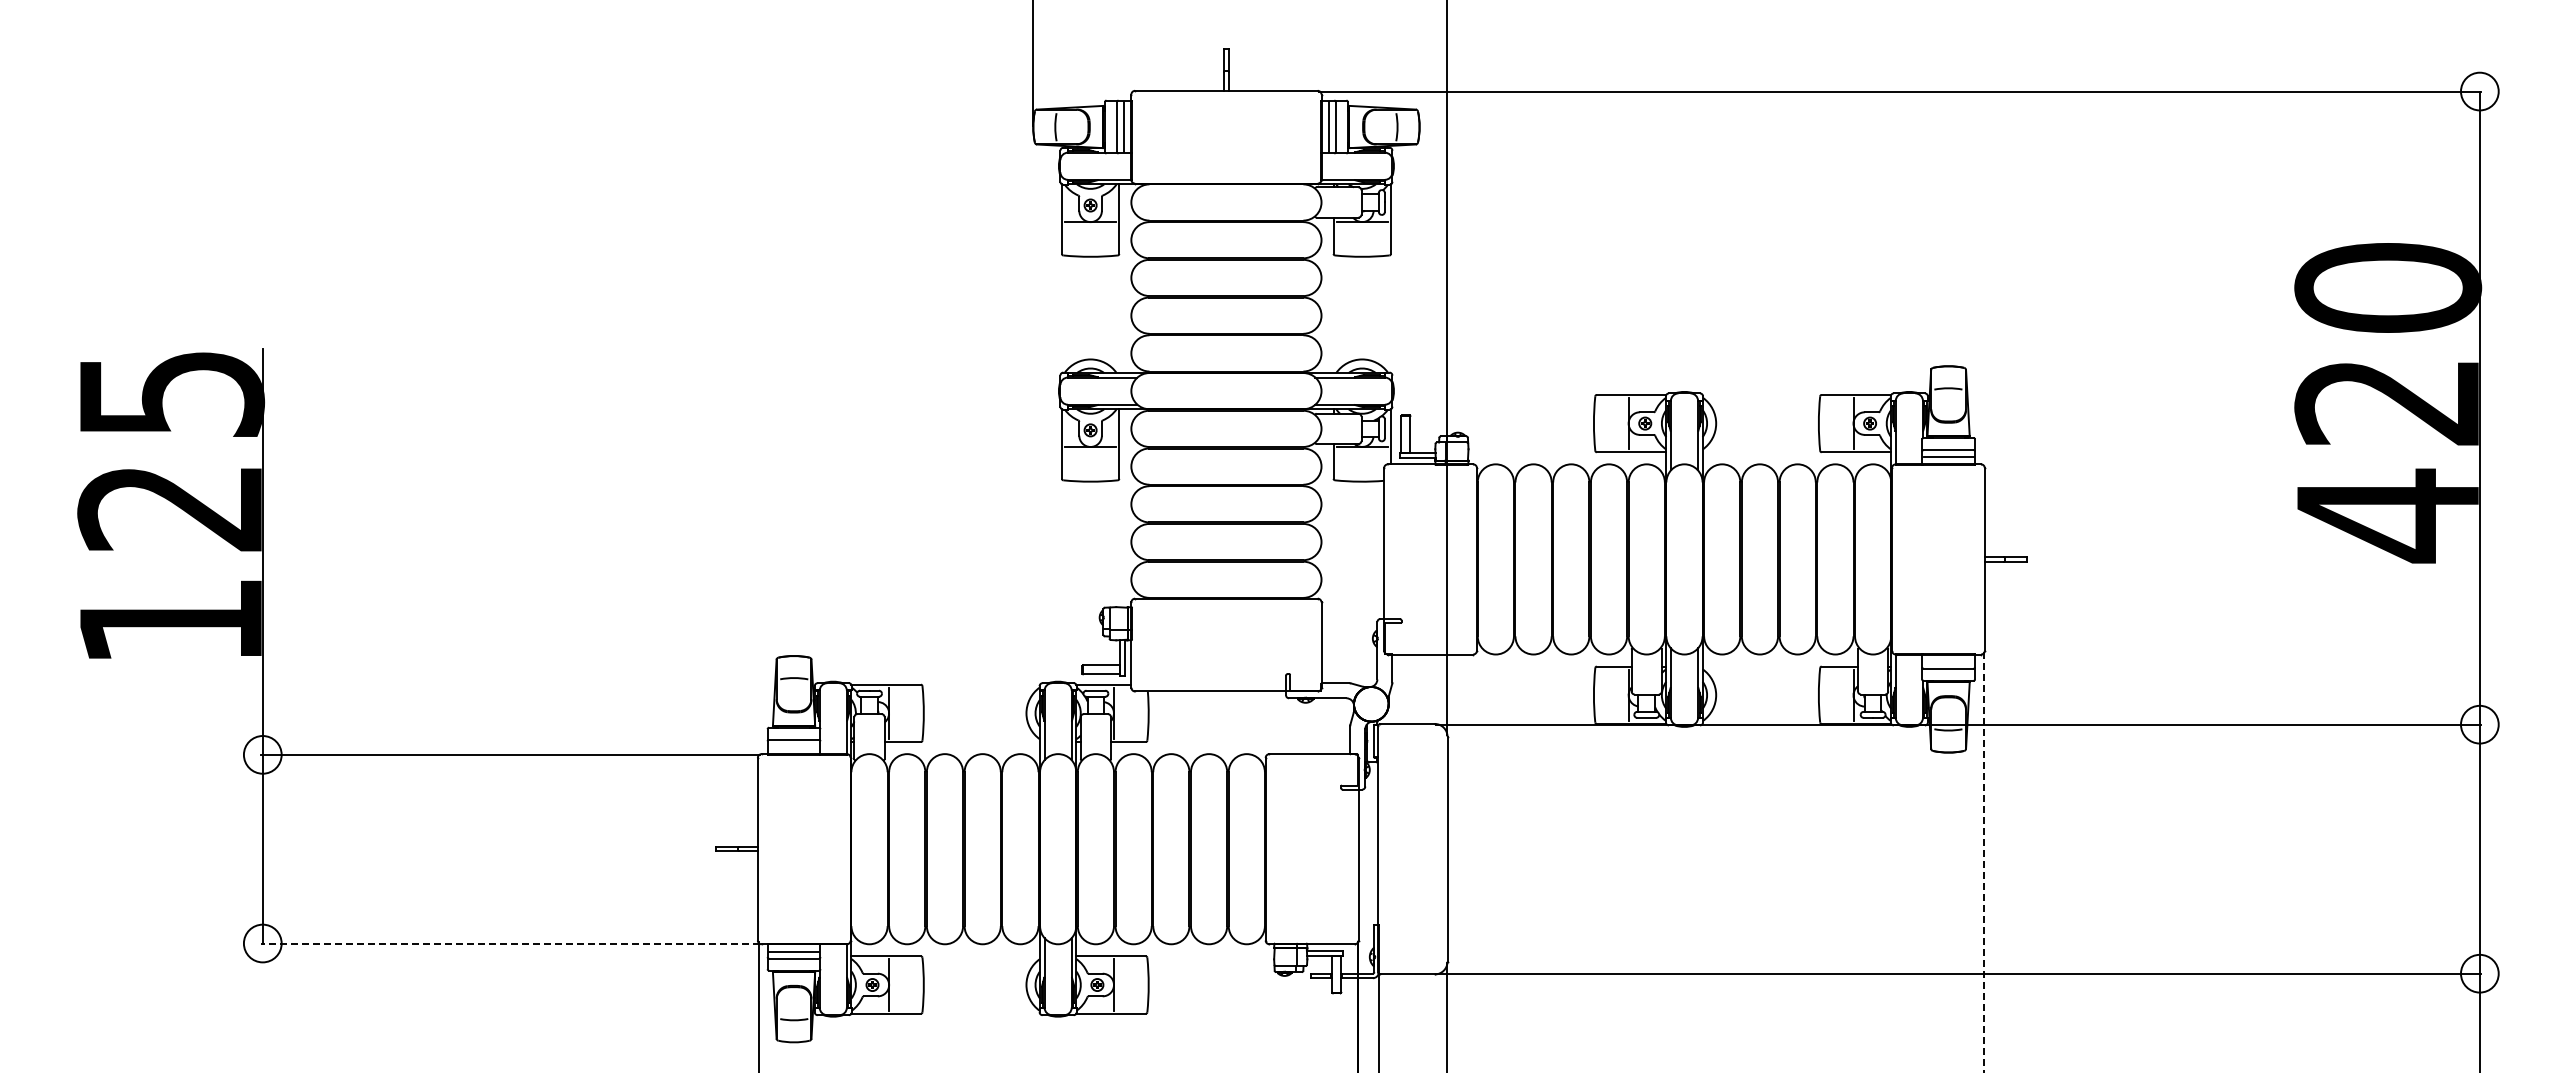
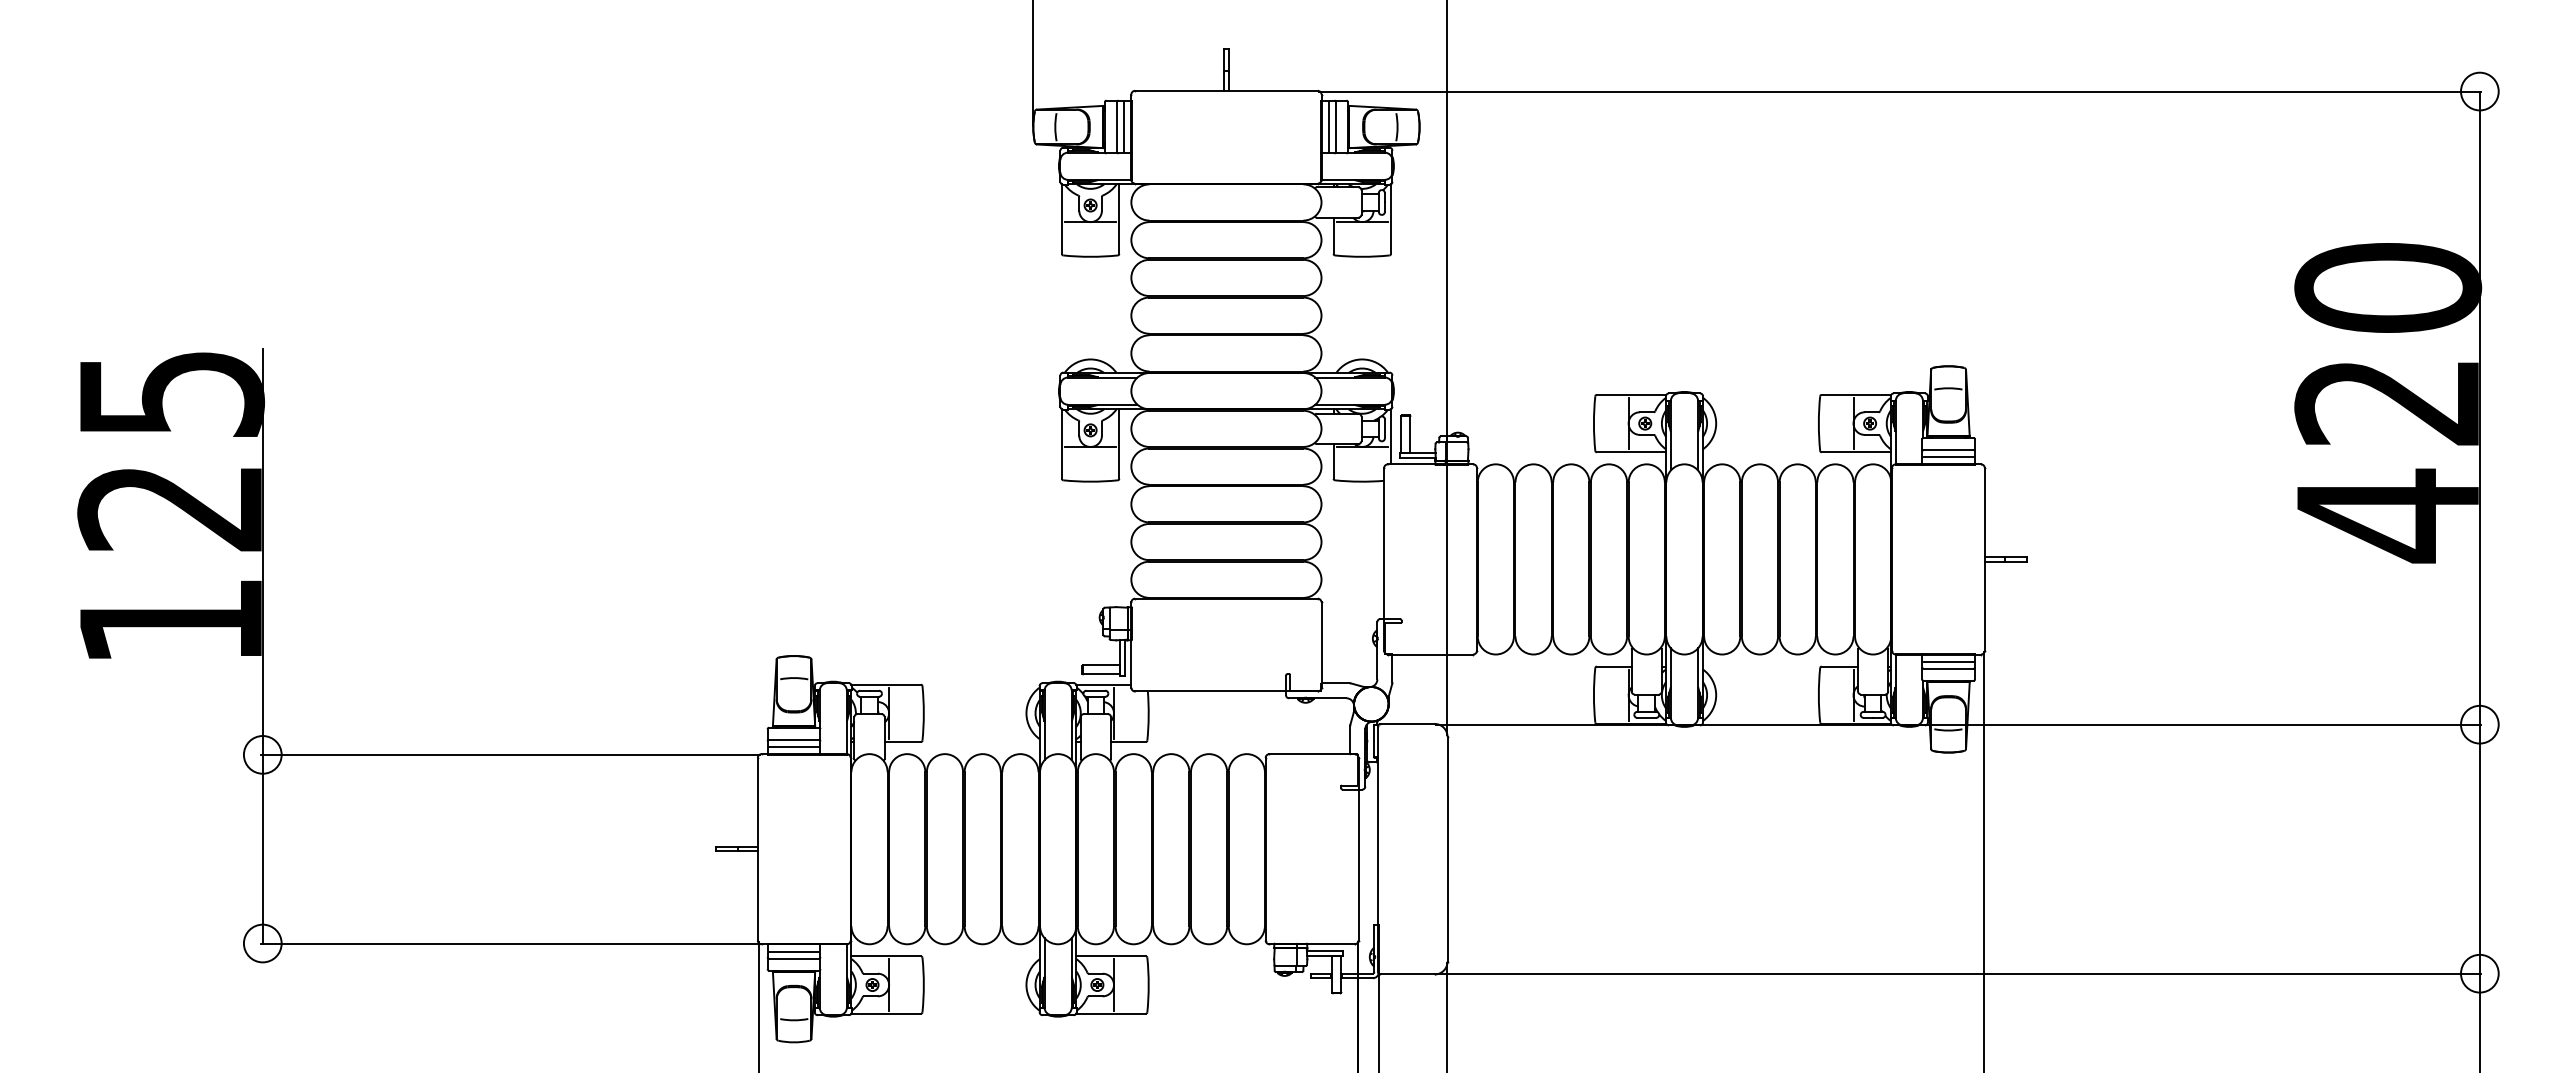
line: none -> present (1948, 662)
line: none -> present (794, 746)
line: dashed -> solid (1984, 863)
line: dashed -> solid (510, 943)
